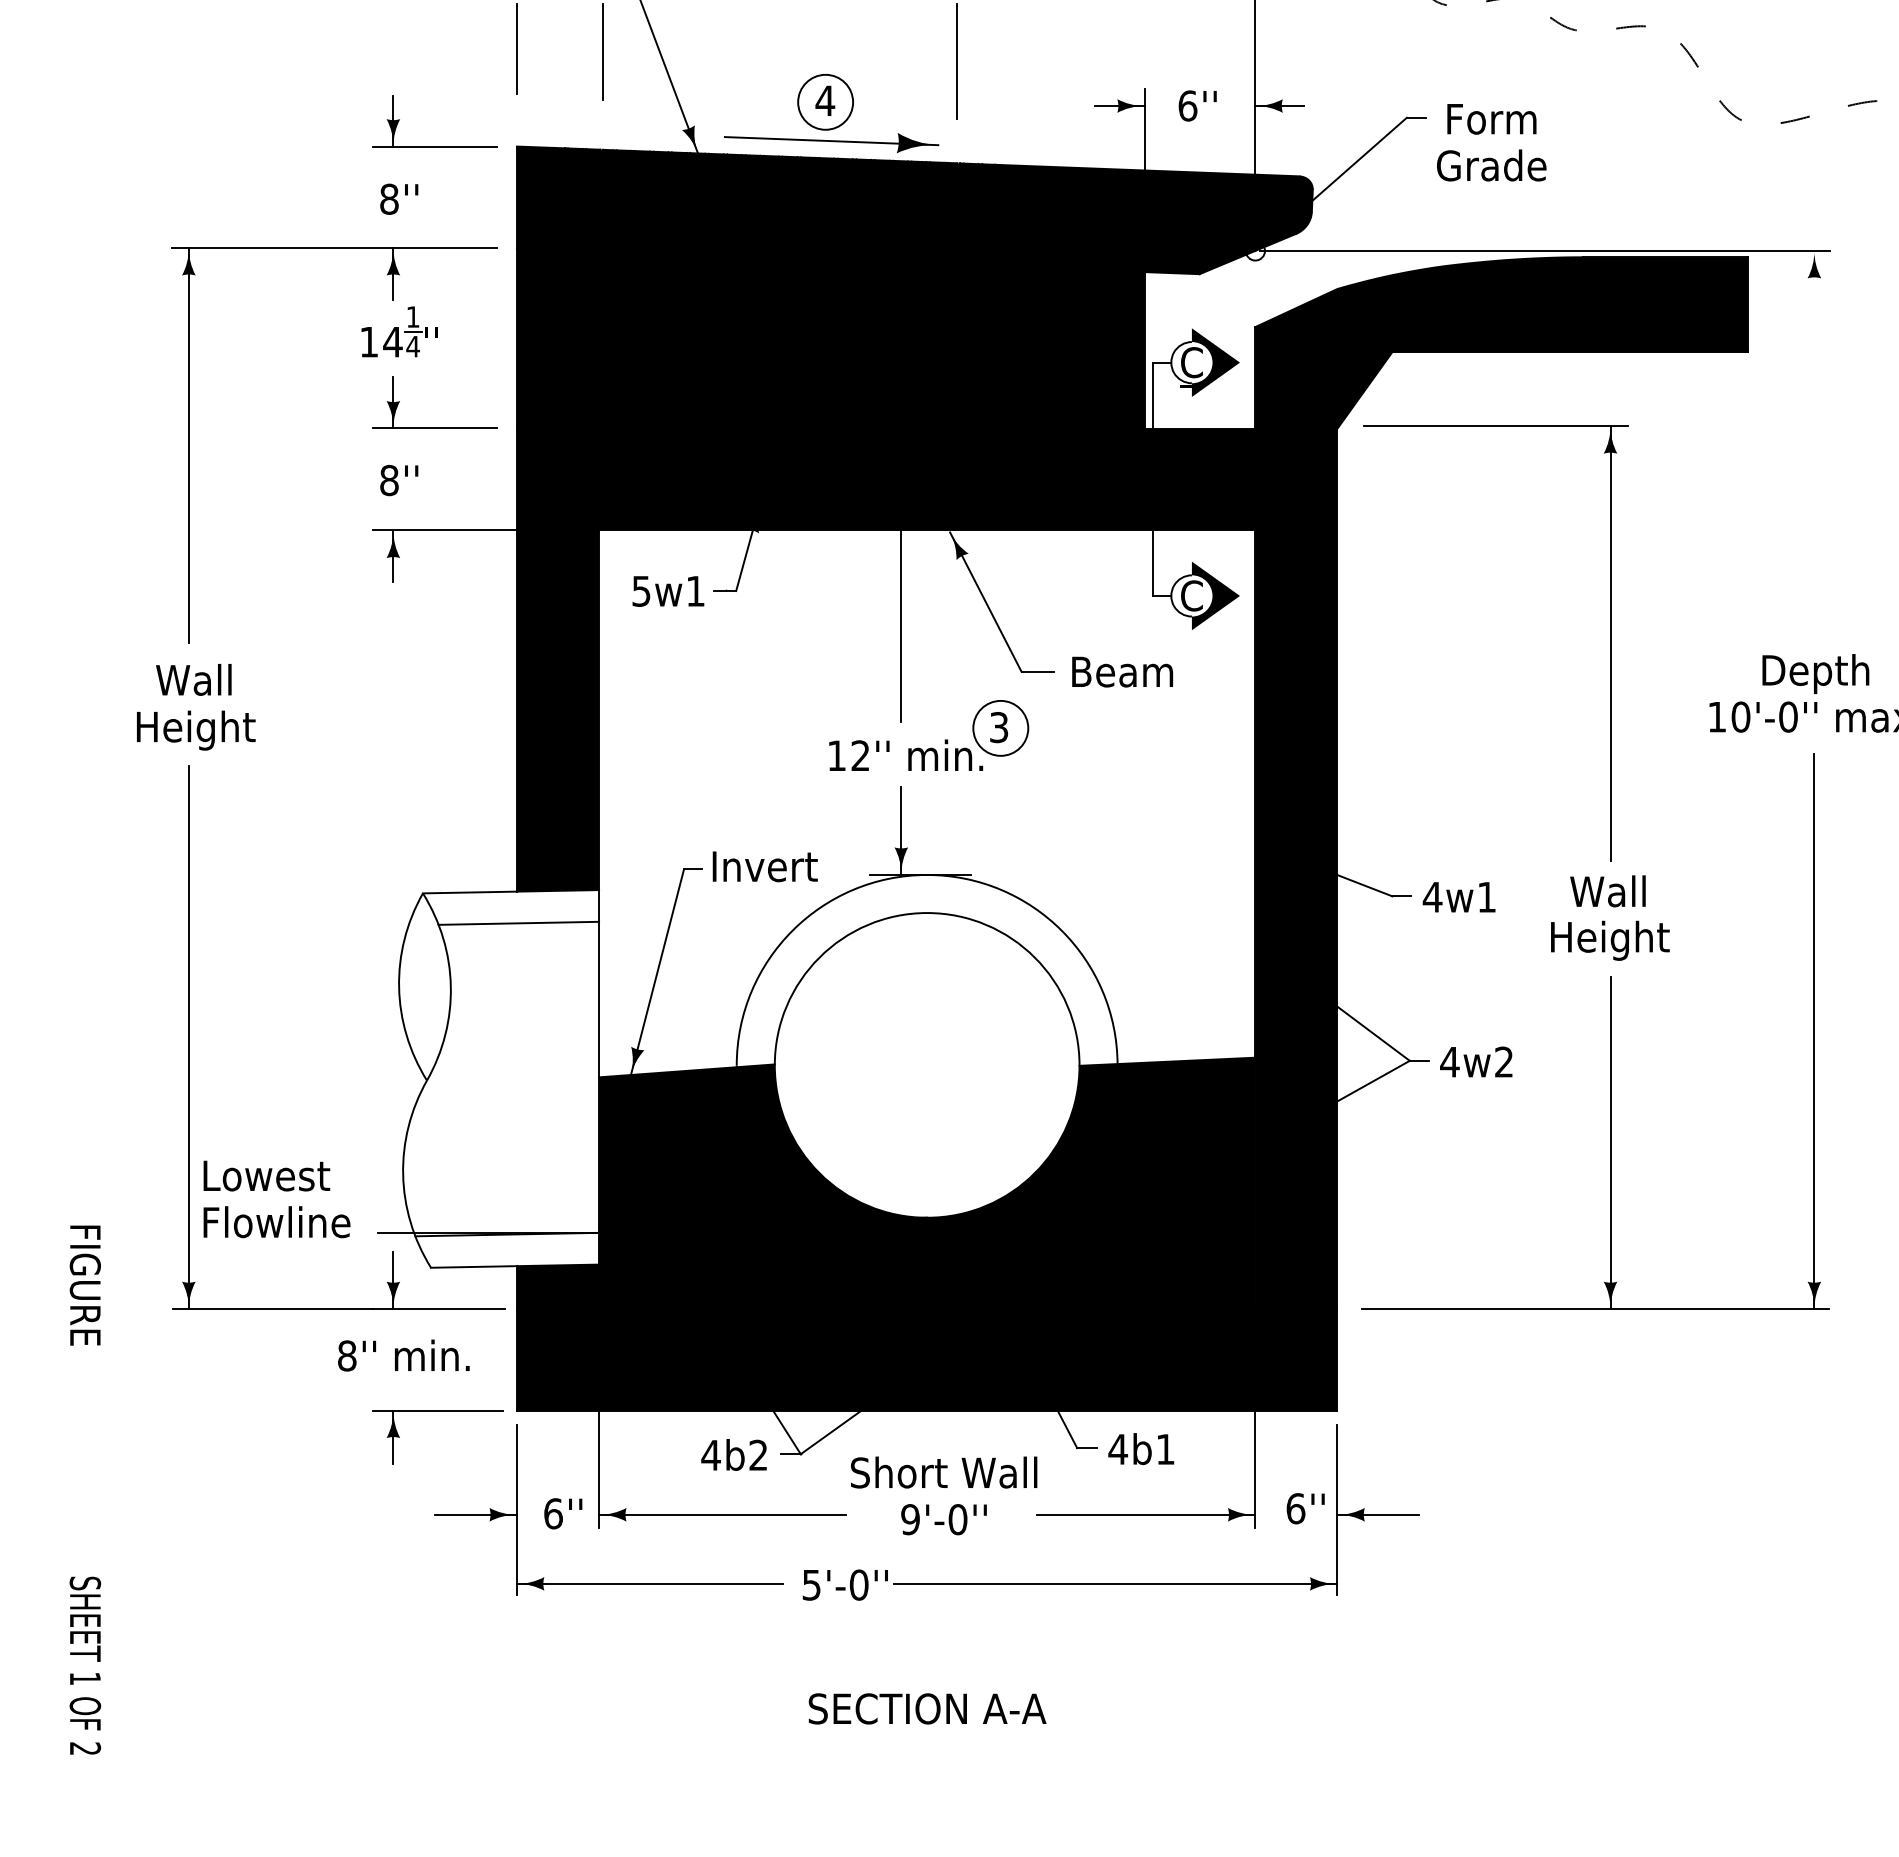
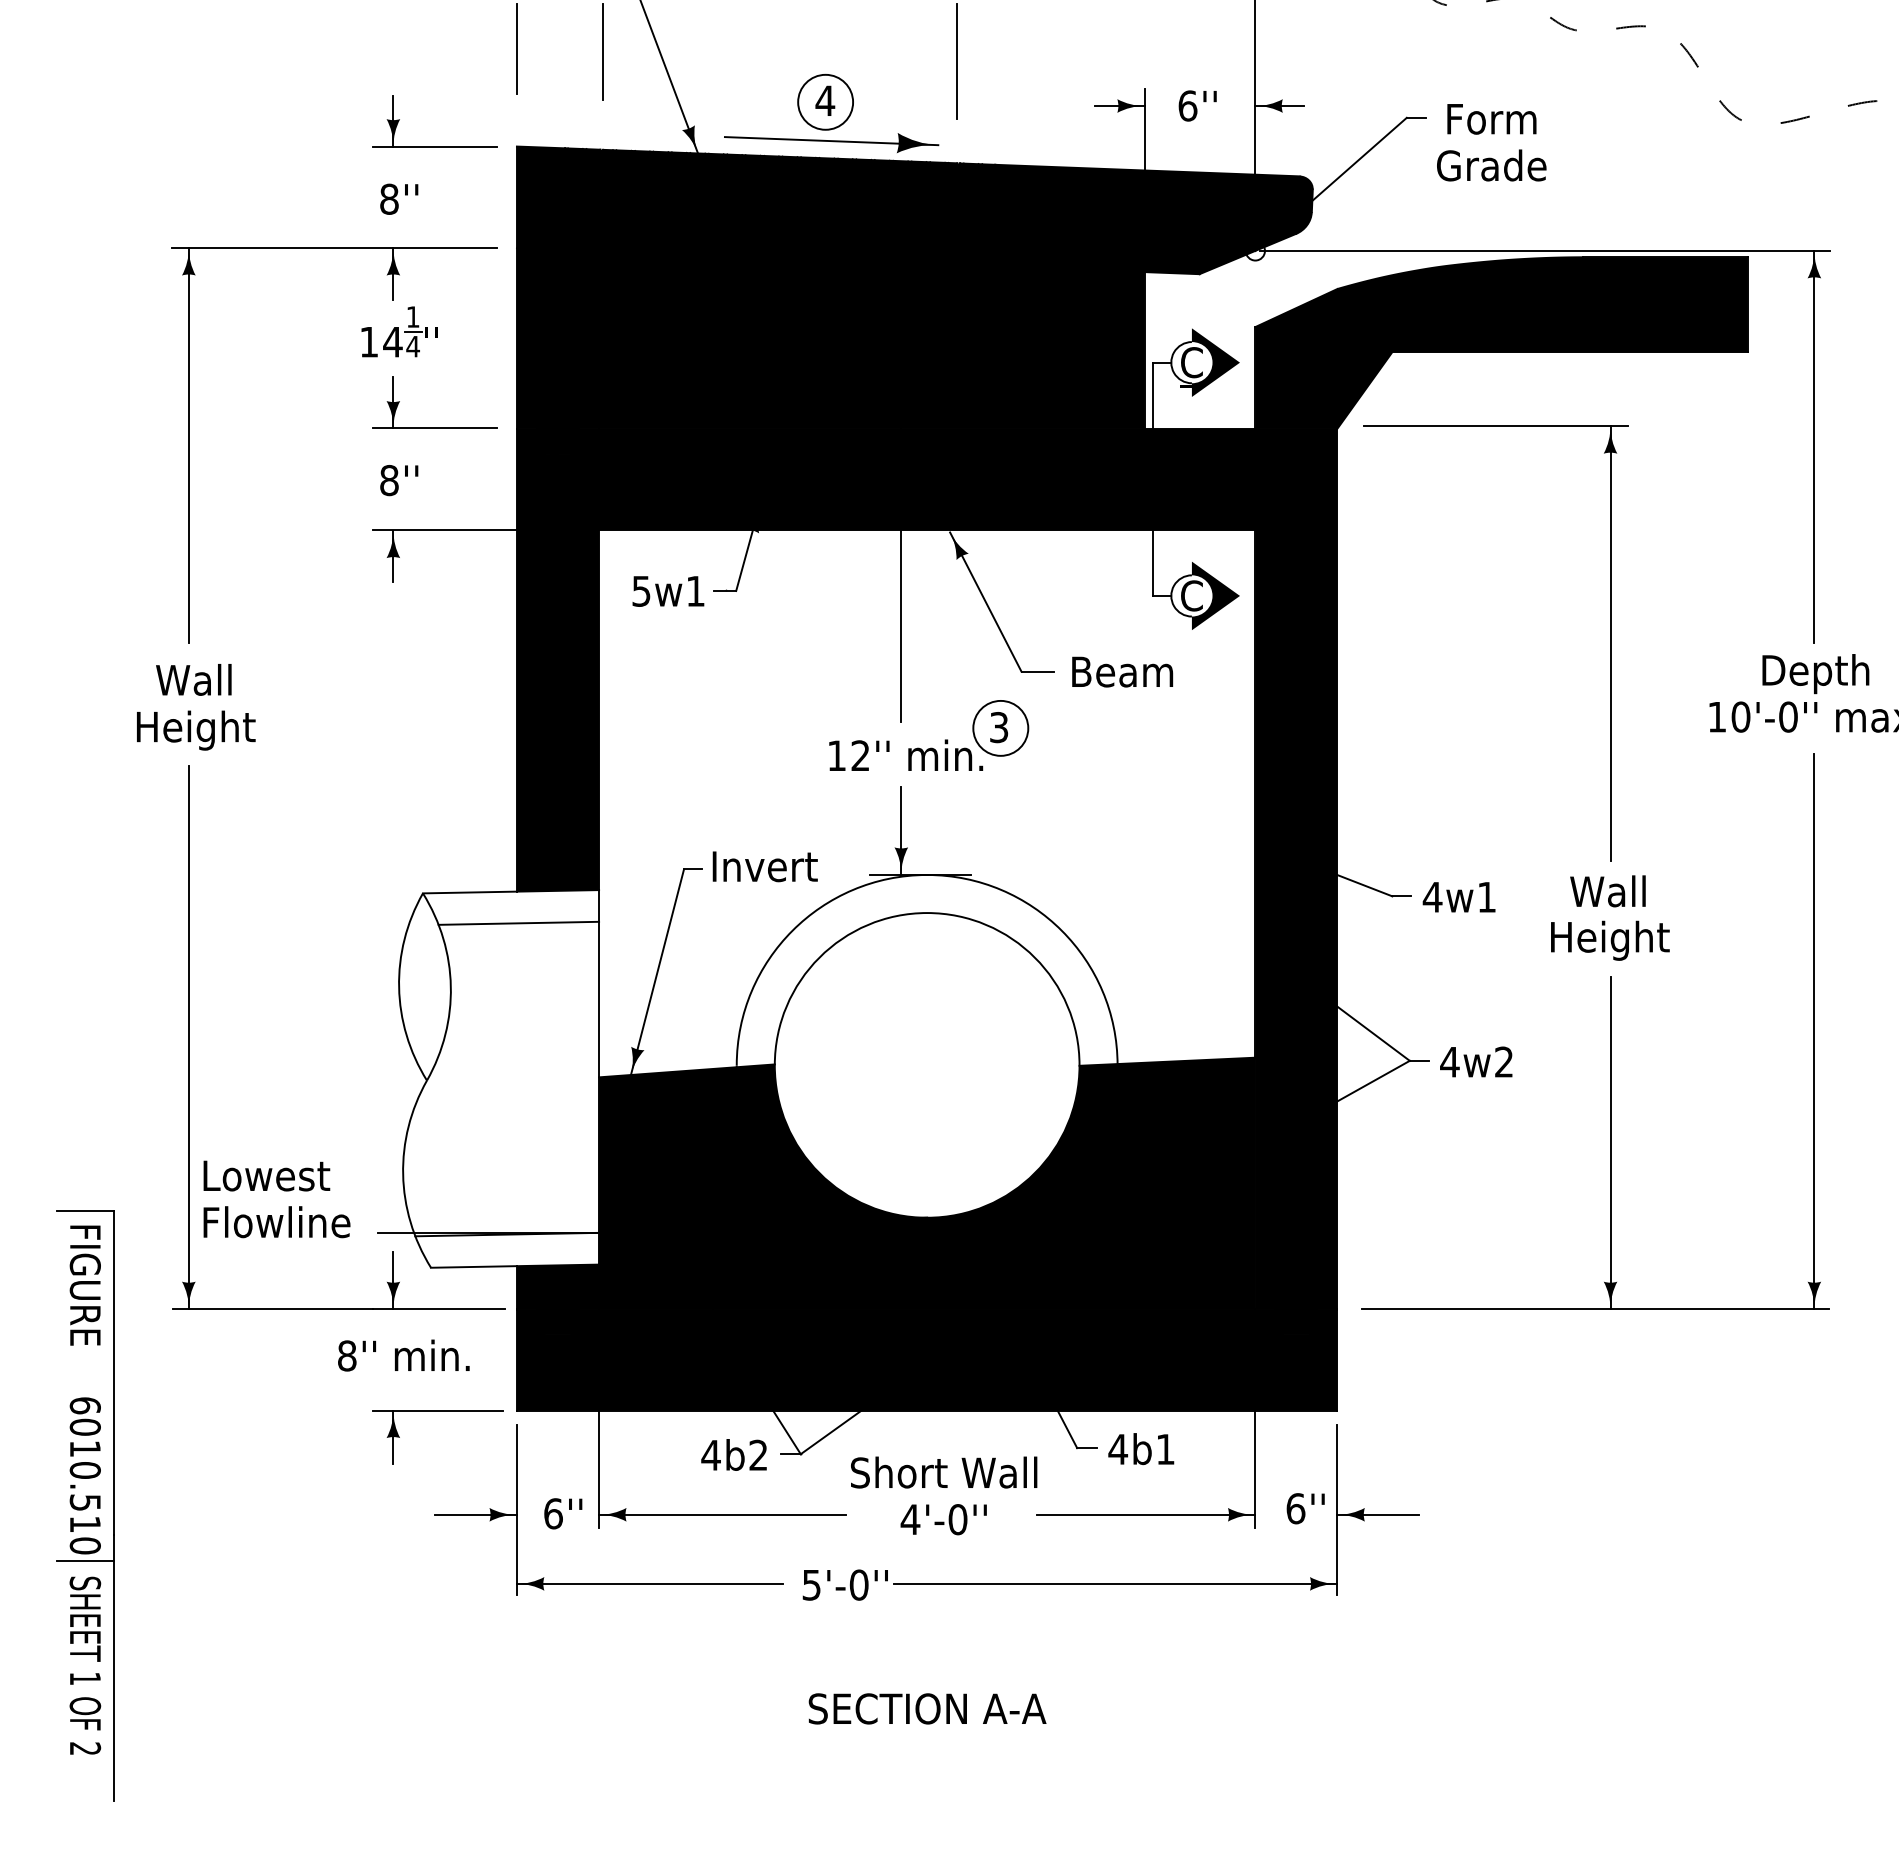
line: none -> present (1814, 446)
part: none -> present (85, 1505)
text: 9'-0'' -> 4'-0'' (910, 1519)
